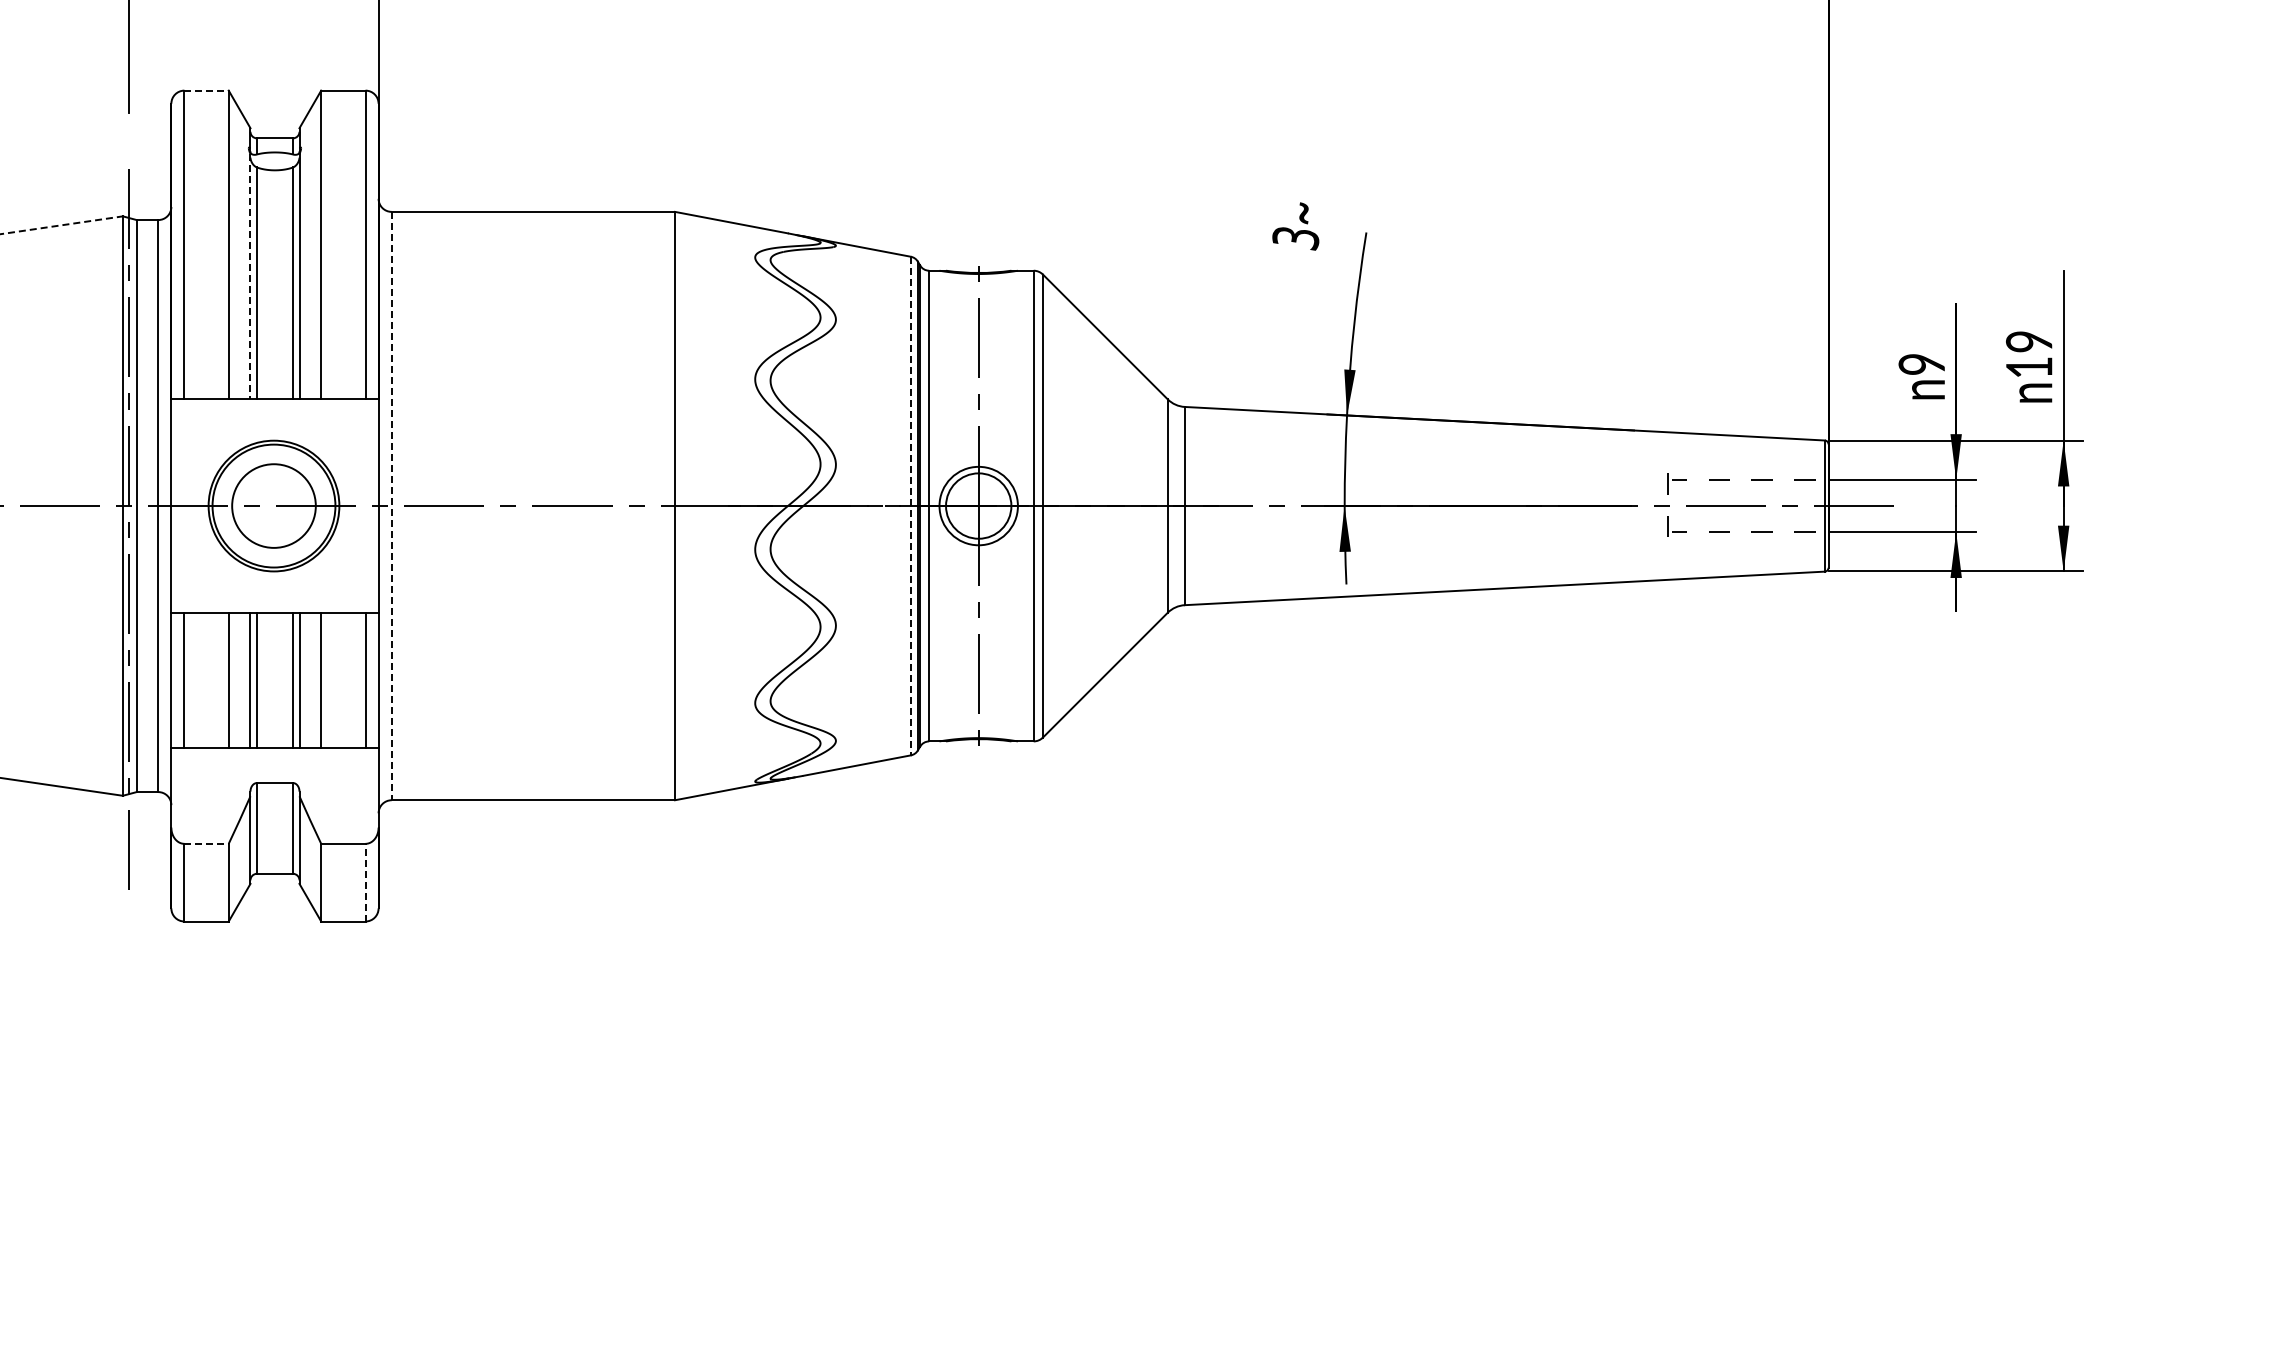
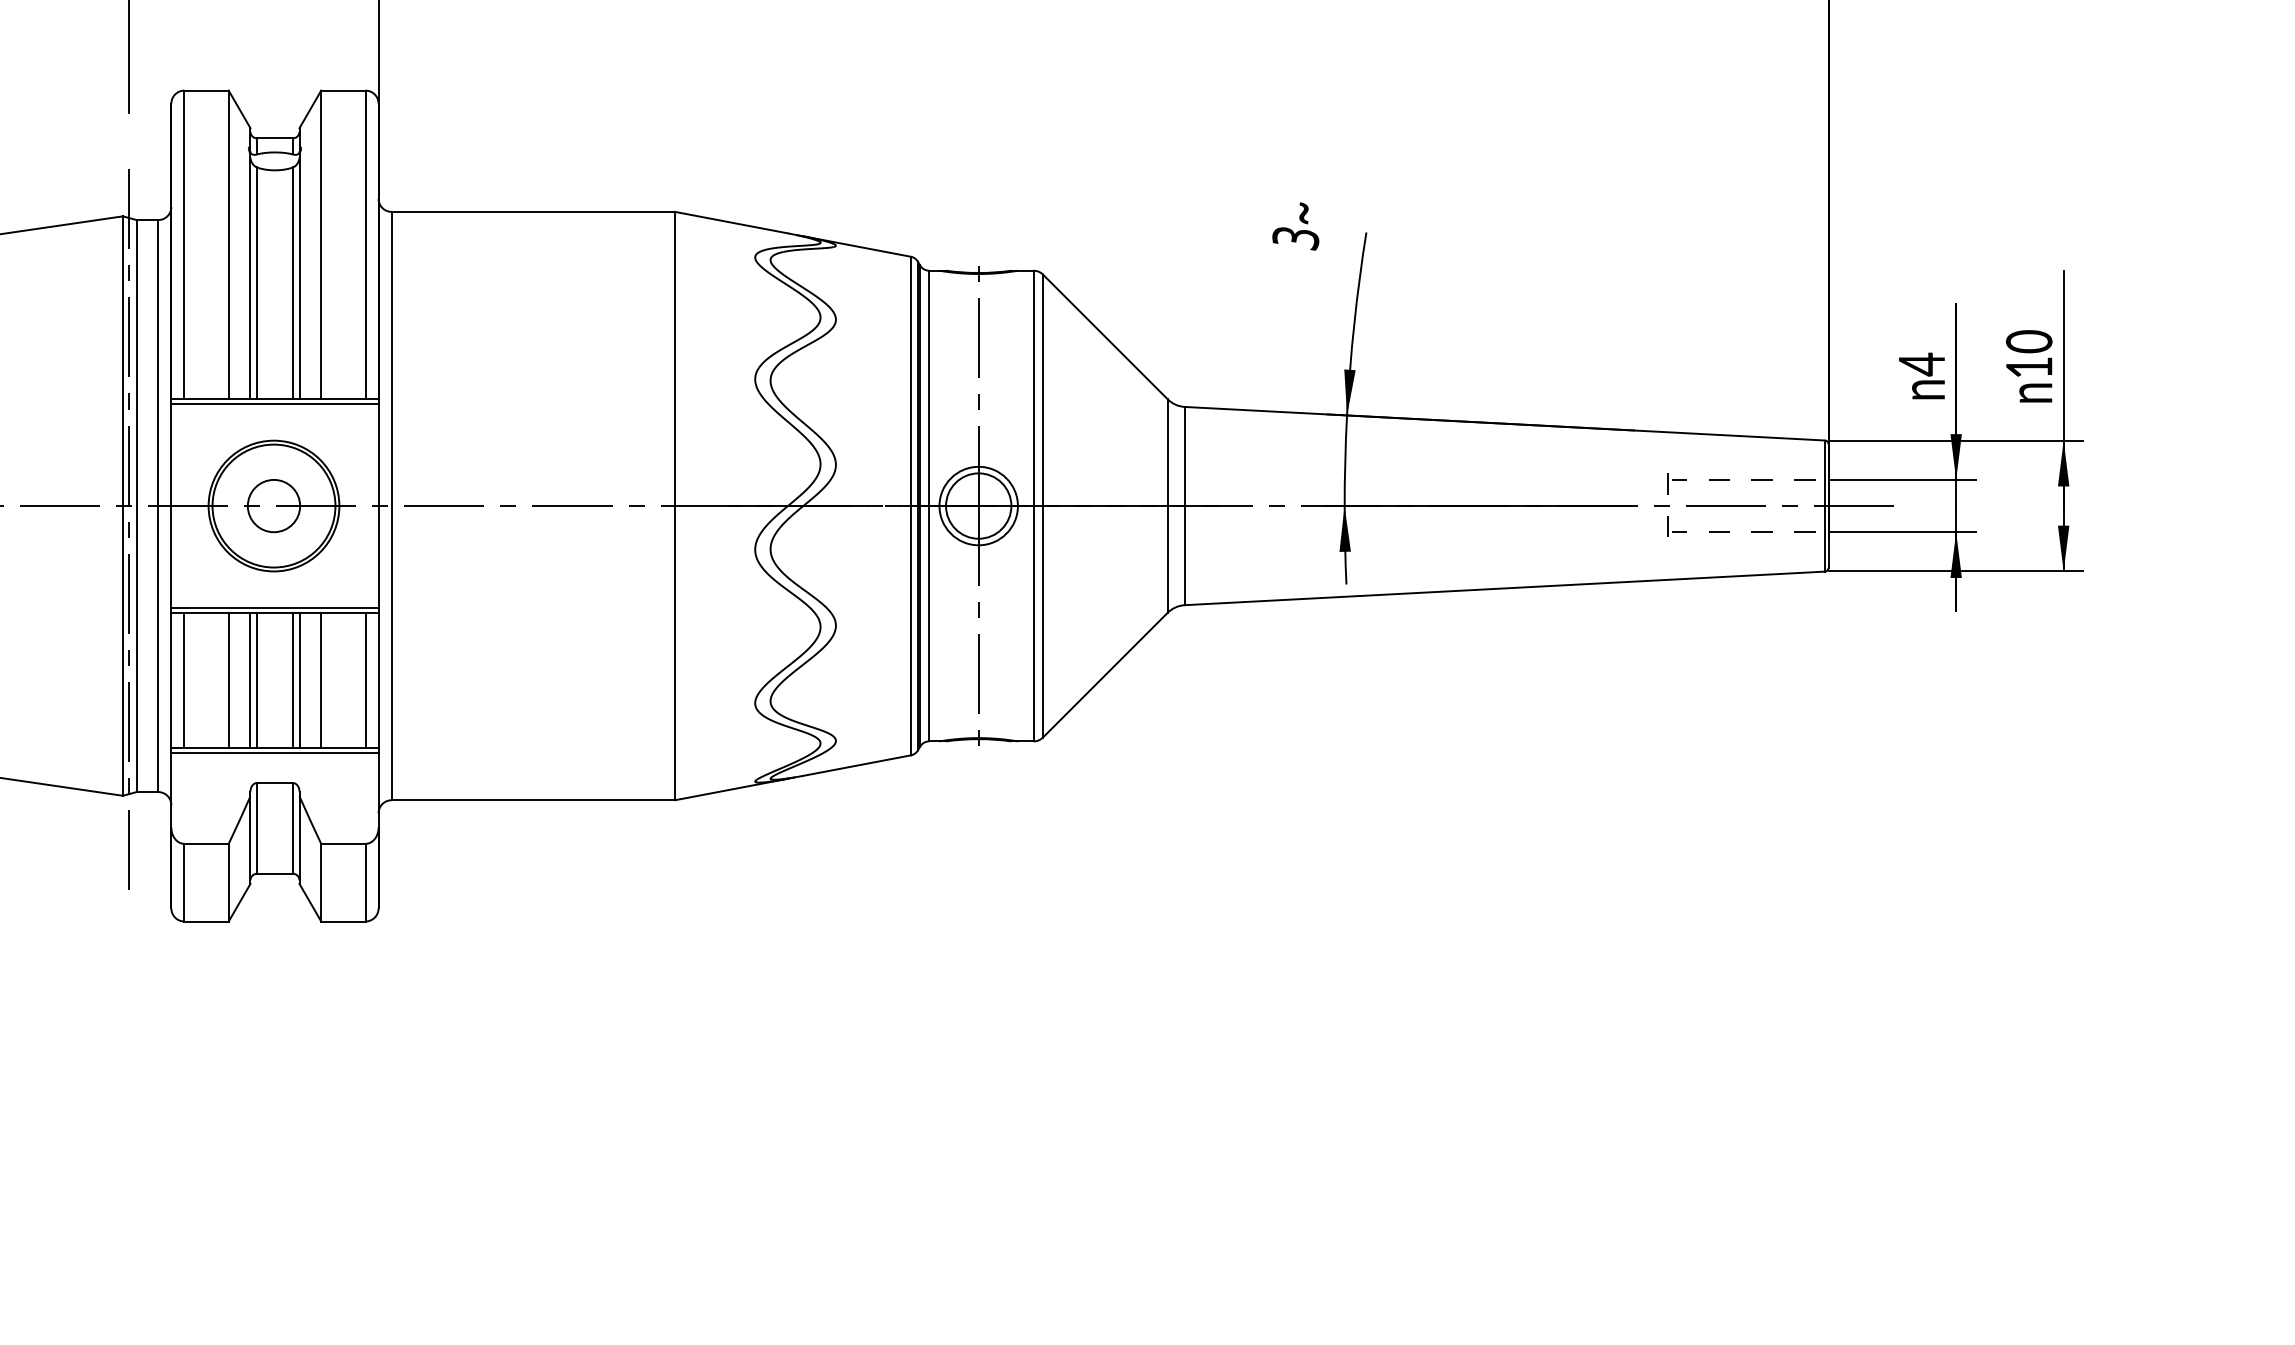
line: dashed -> solid (207, 90)
line: dashed -> solid (61, 225)
line: dashed -> solid (250, 277)
text: 19 -> 10 (2030, 341)
text: 9 -> 4 (1921, 364)
line: none -> present (274, 404)
circle diameter: 84 px -> 52 px (273, 505)
line: dashed -> solid (391, 506)
line: dashed -> solid (910, 506)
line: none -> present (274, 608)
line: none -> present (274, 753)
line: dashed -> solid (207, 843)
line: dashed -> solid (365, 882)
